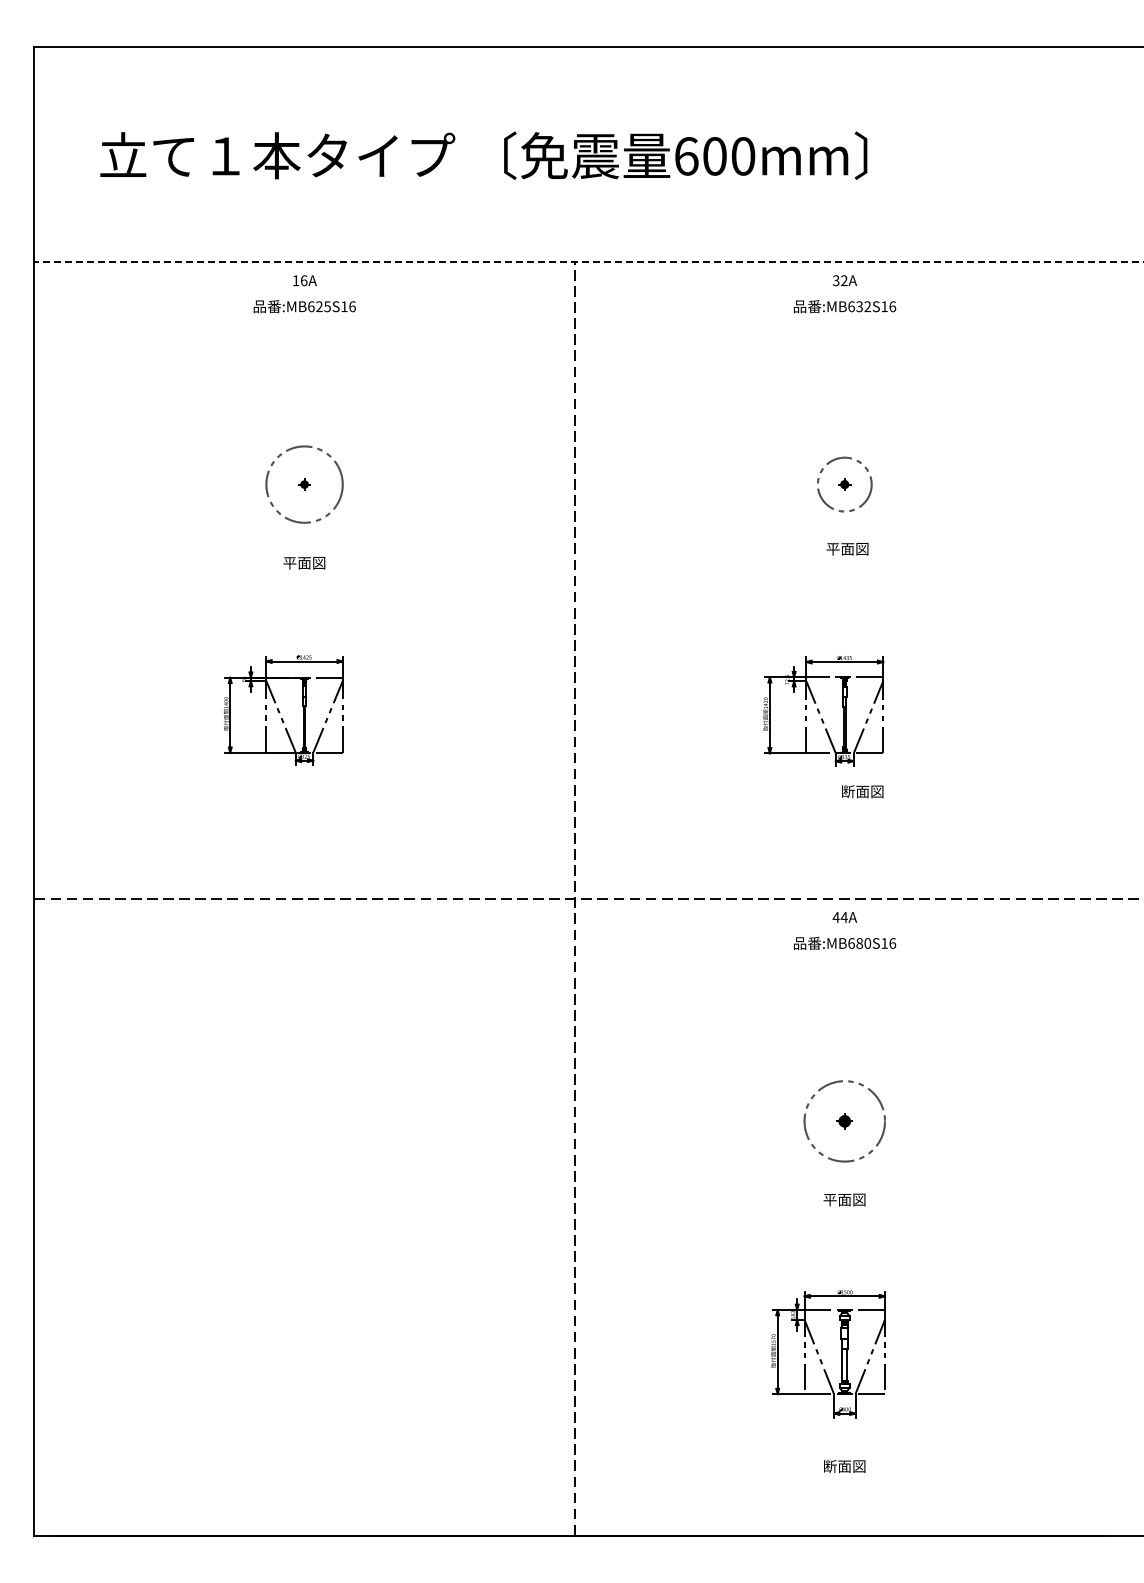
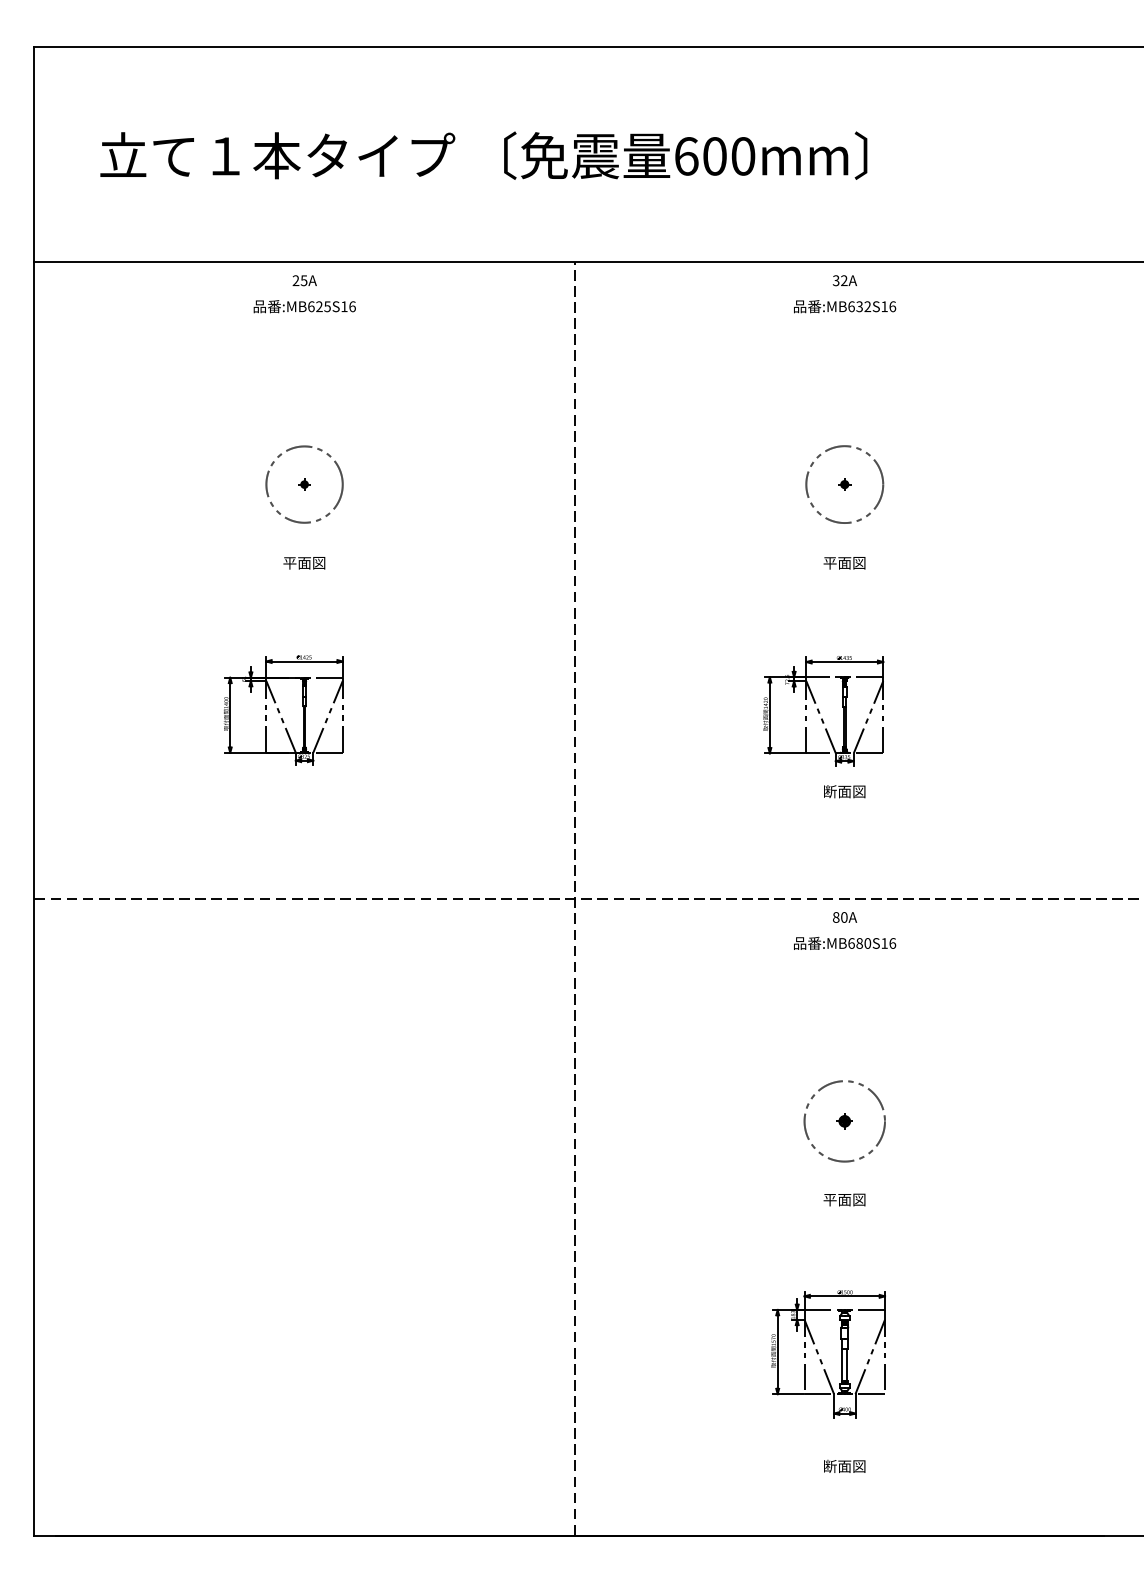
line: dashed -> solid (588, 261)
text: 16A -> 25A (299, 280)
circle diameter: 54 px -> 77 px (844, 484)
text position: (847, 549) -> (844, 563) (844, 563)
text position: (862, 791) -> (844, 791) (844, 791)
text: 44A -> 80A (839, 917)
